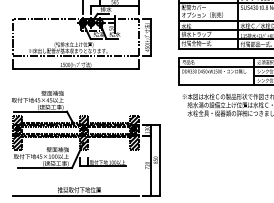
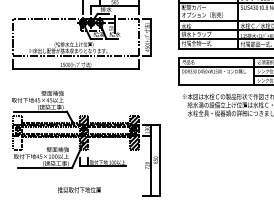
hatch: present -> none (17, 132)
line: present -> none (75, 195)
